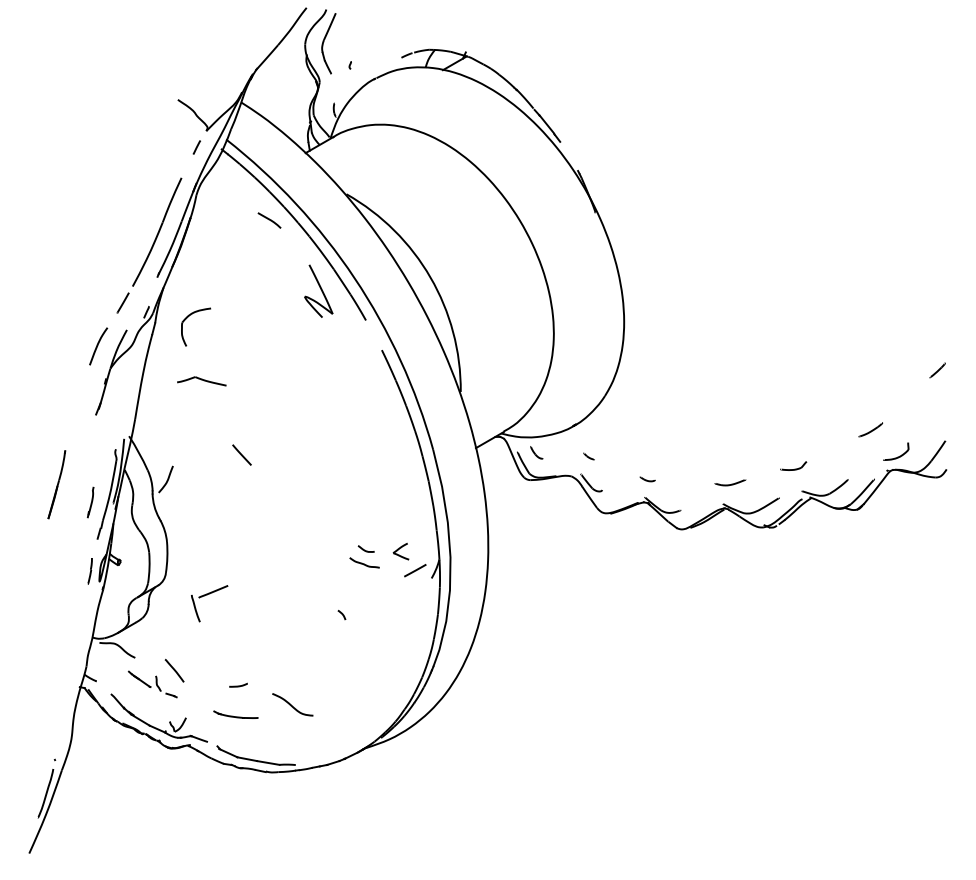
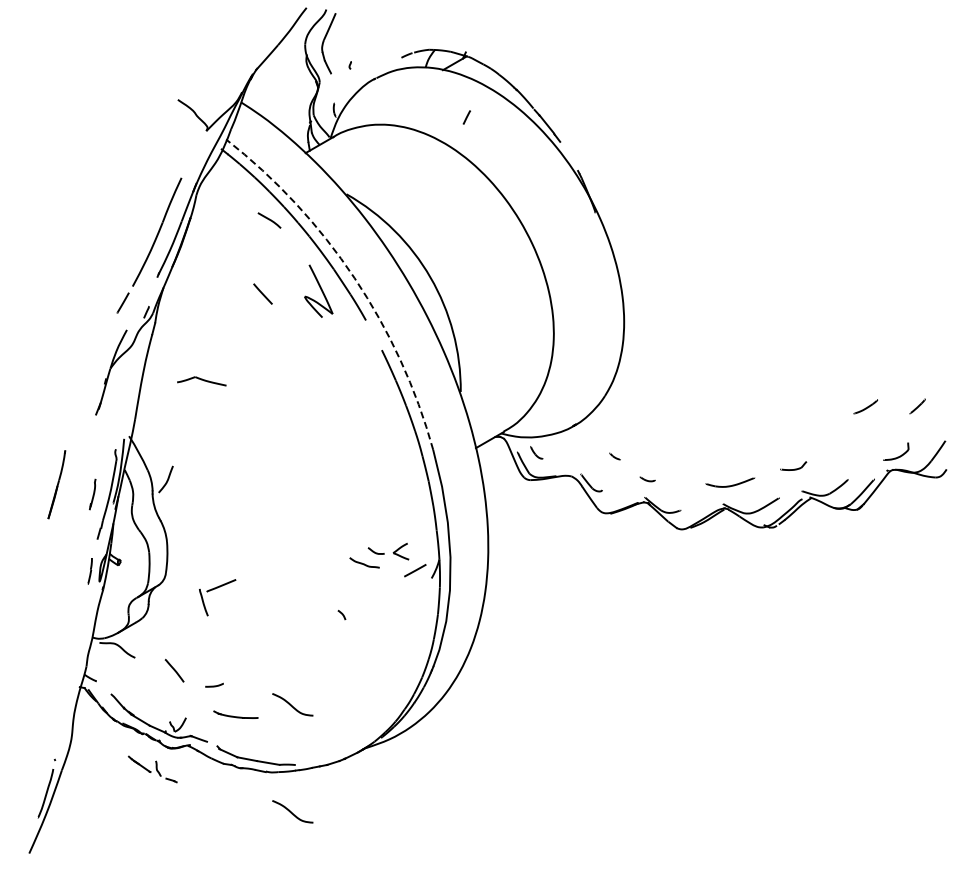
line position: (196, 147) -> (466, 117) (466, 117)
arc: solid -> dashed (354, 278)
part: present -> none (188, 317)
curve: present -> none (98, 345)
line position: (937, 370) -> (917, 406) (917, 406)
part position: (870, 429) -> (865, 406) (865, 406)
line position: (241, 454) -> (262, 293) (262, 293)
part position: (588, 456) -> (614, 456) (614, 456)
part size: 33x8 px -> 51x11 px (730, 482)
part position: (90, 502) -> (92, 494) (92, 494)
curve position: (364, 549) -> (374, 551) (374, 551)
part position: (207, 595) -> (215, 589) (215, 589)
part position: (152, 684) -> (152, 769) (152, 769)
curve position: (238, 685) -> (214, 685) (214, 685)
curve: none -> present (291, 811)
